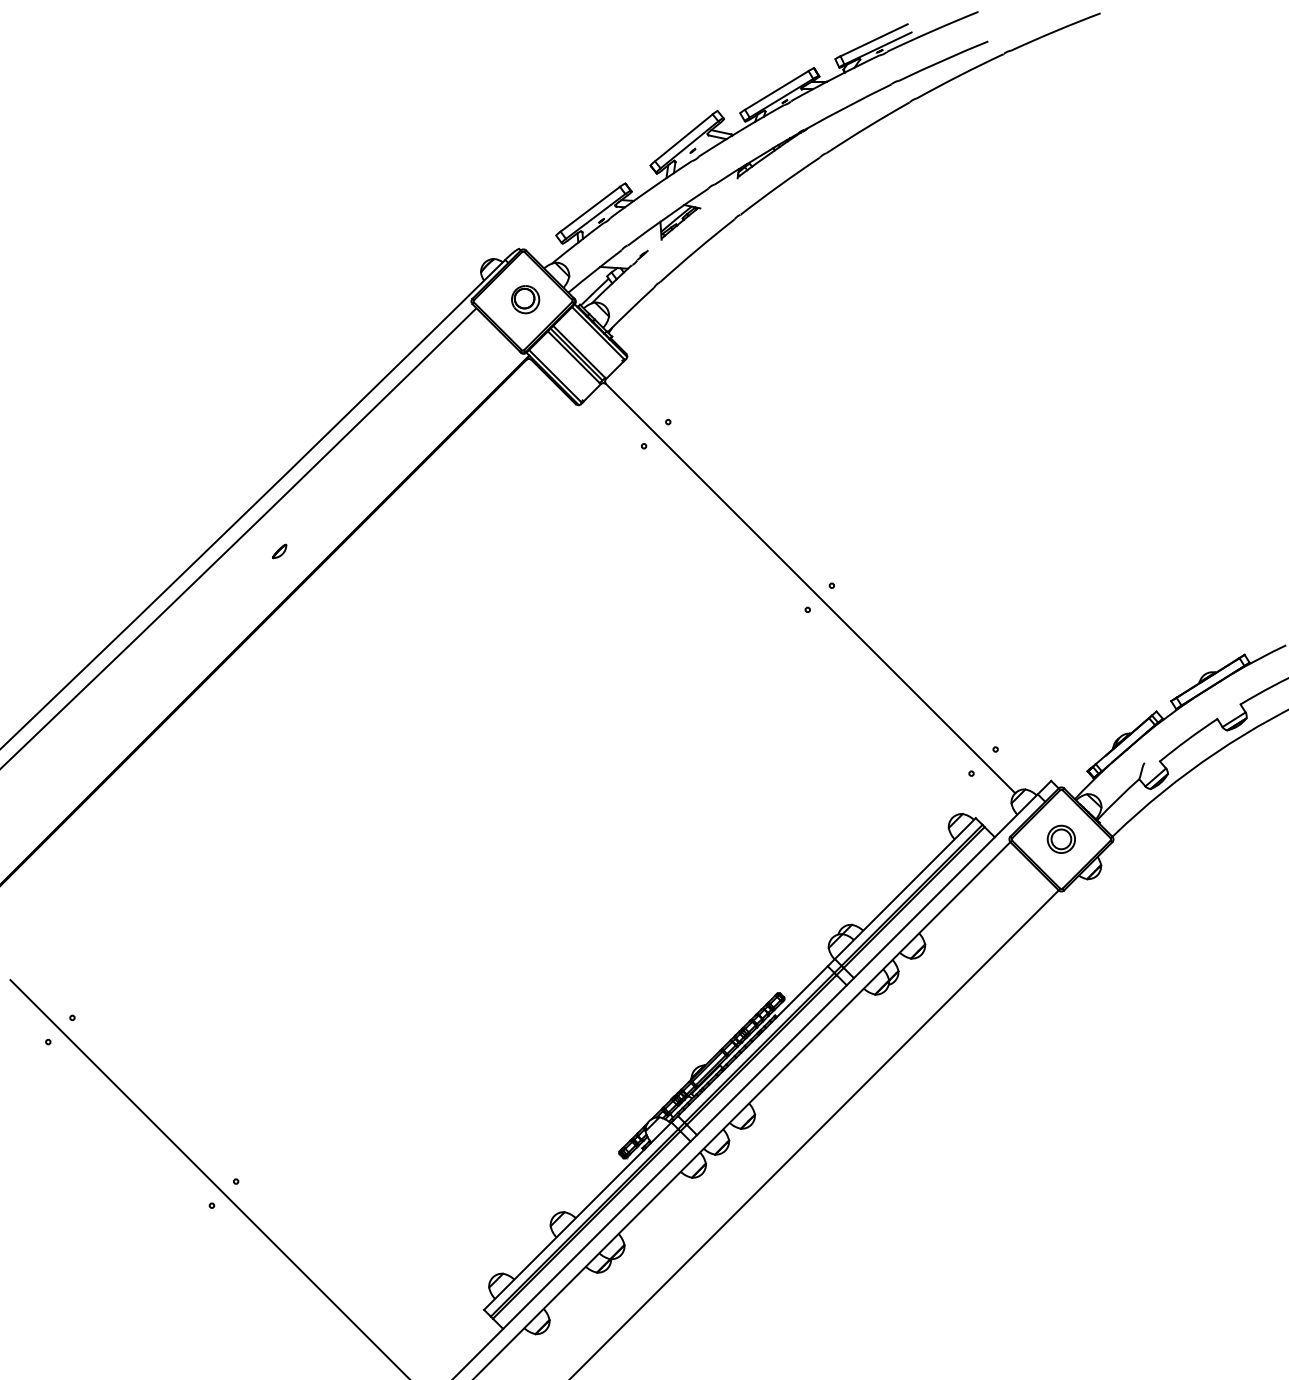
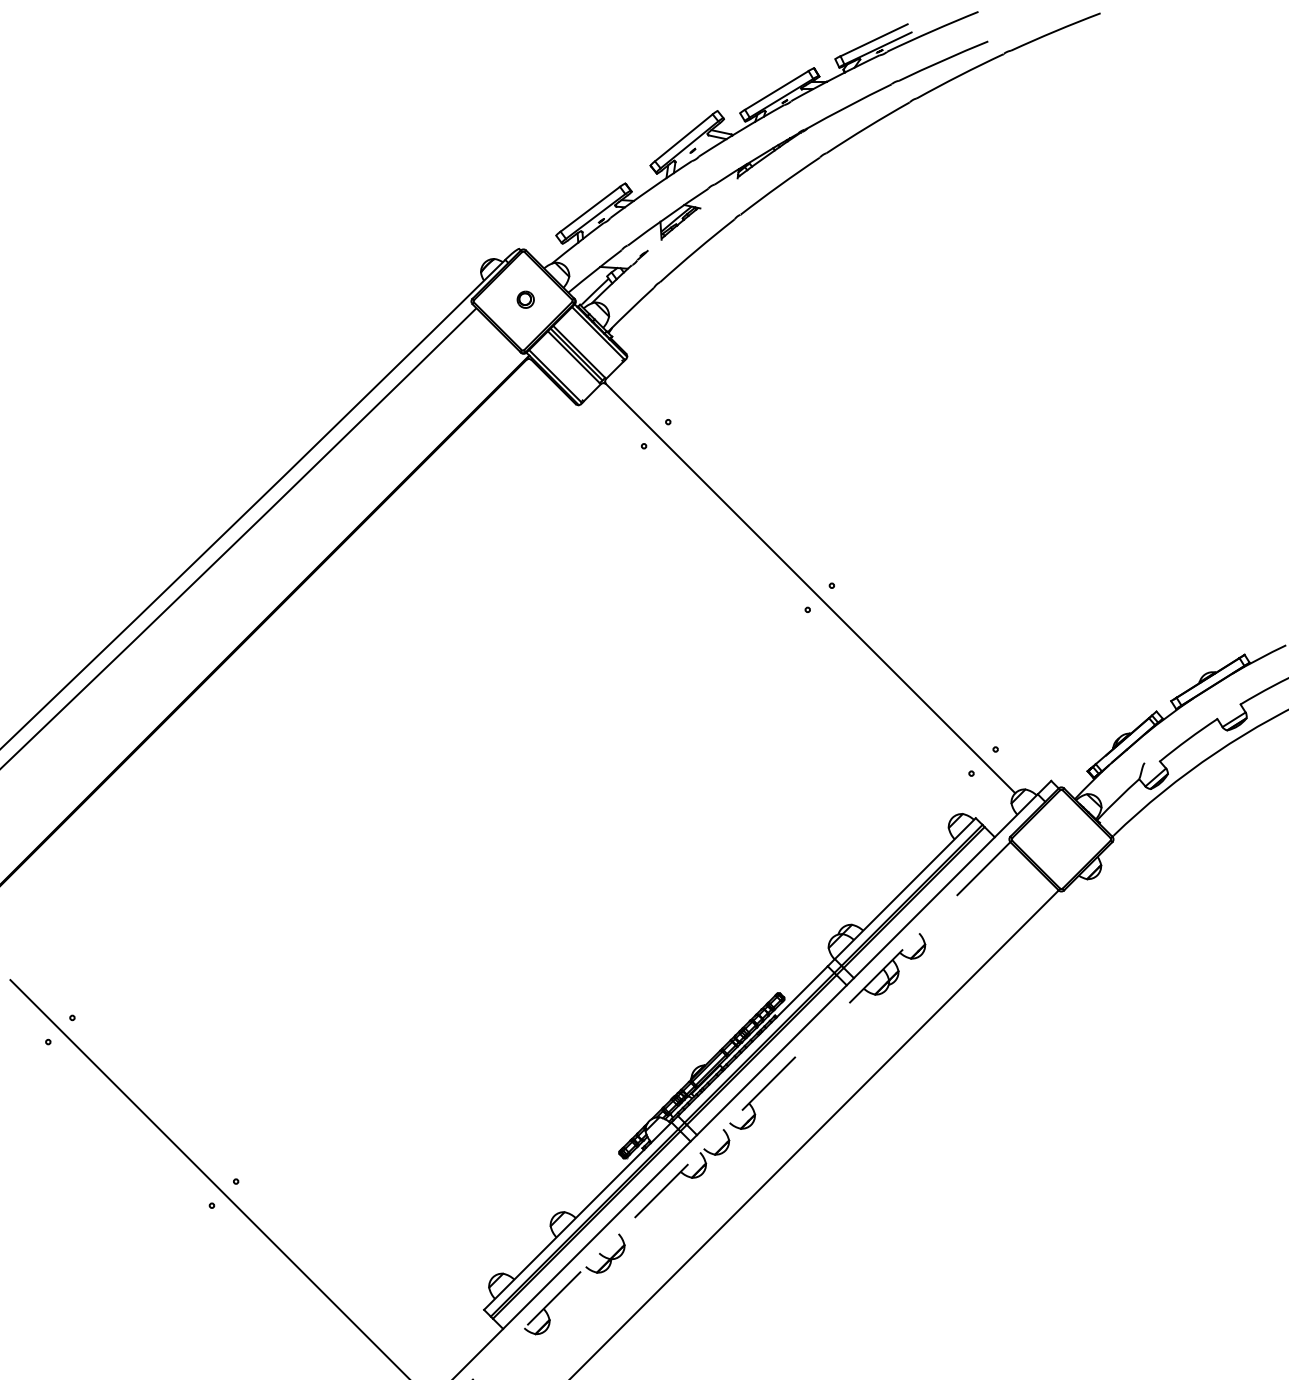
part size: 30x30 px -> 19x19 px (525, 299)
part: present -> none (279, 551)
part: present -> none (1060, 838)
line: solid -> dashed (741, 1110)
